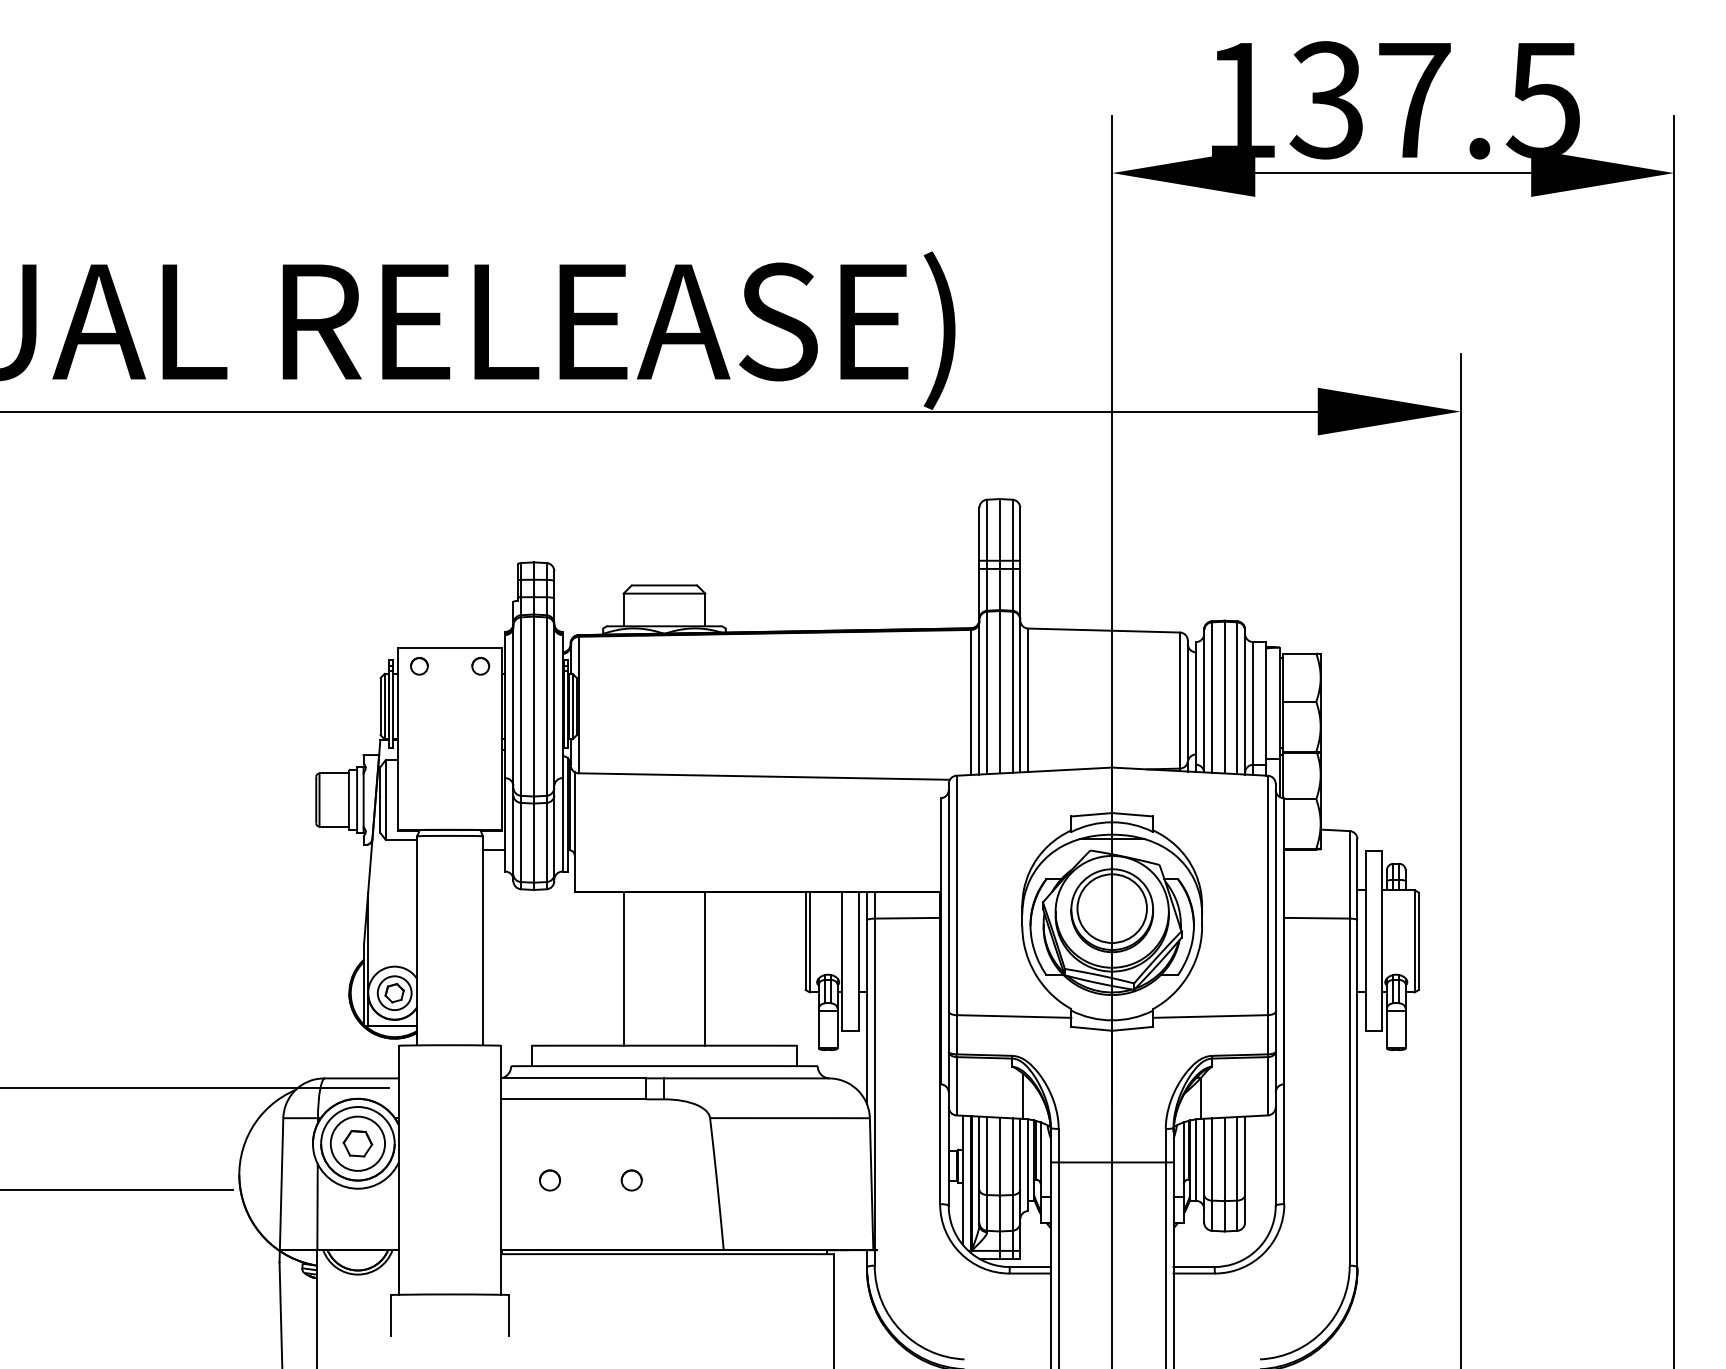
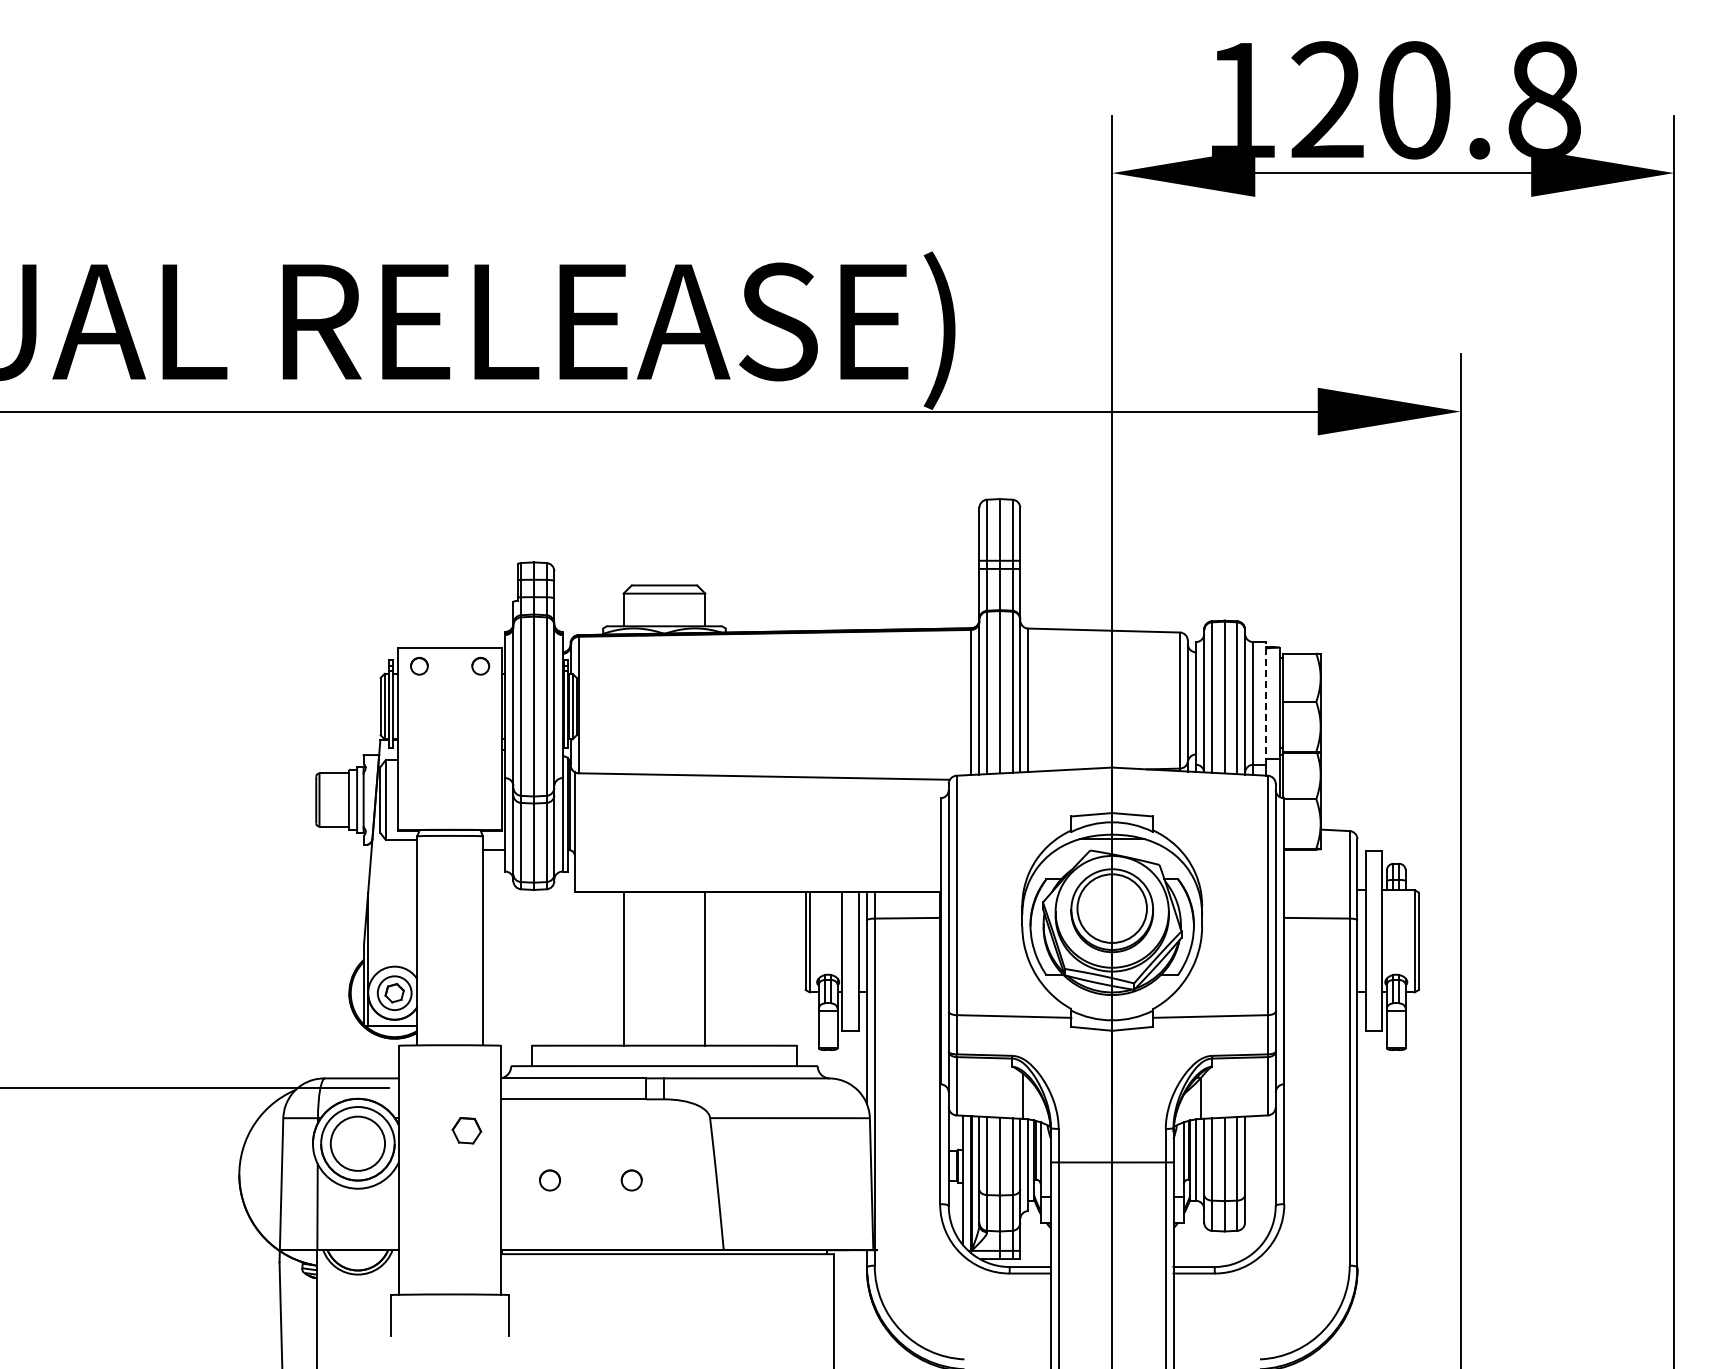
text: 137.5 -> 120.8 (1434, 100)
line: solid -> dashed (1265, 702)
part position: (357, 1143) -> (466, 1130) (466, 1130)
line: present -> none (117, 1190)
